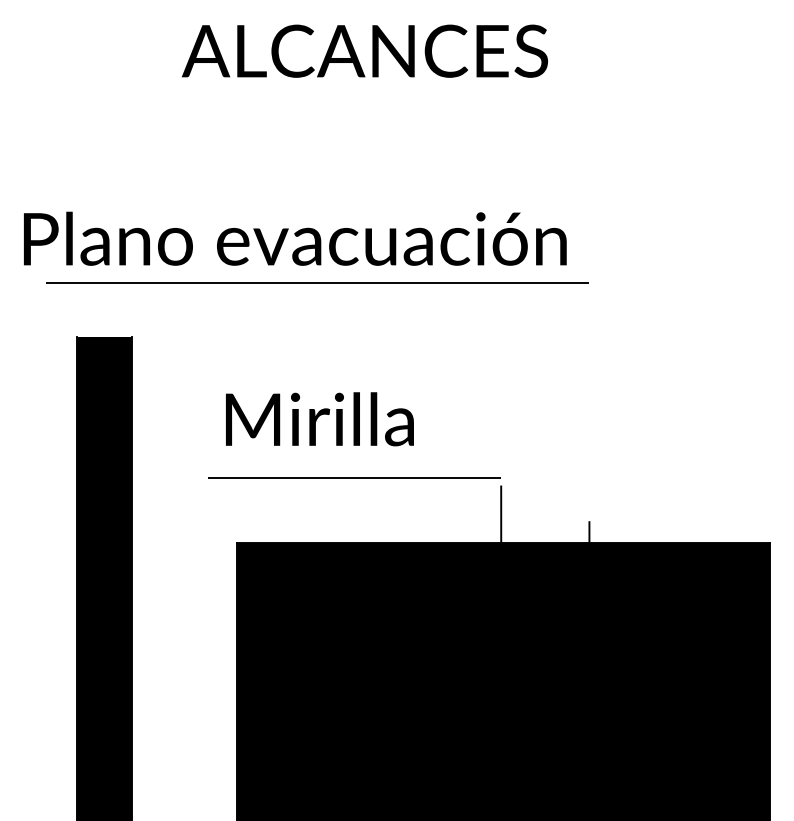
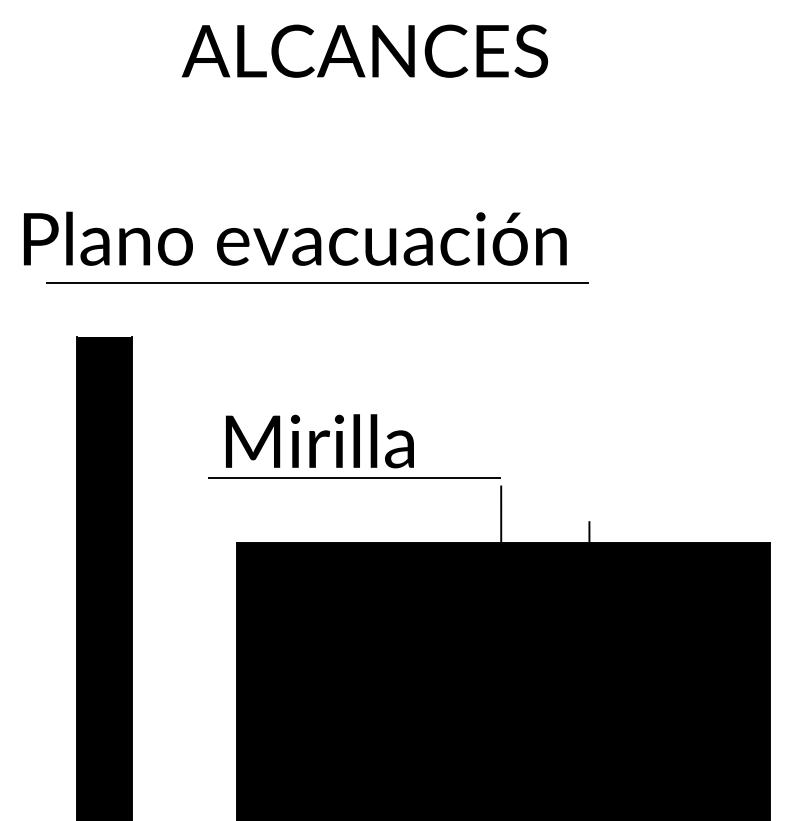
text position: (319, 419) -> (319, 441) (319, 441)
